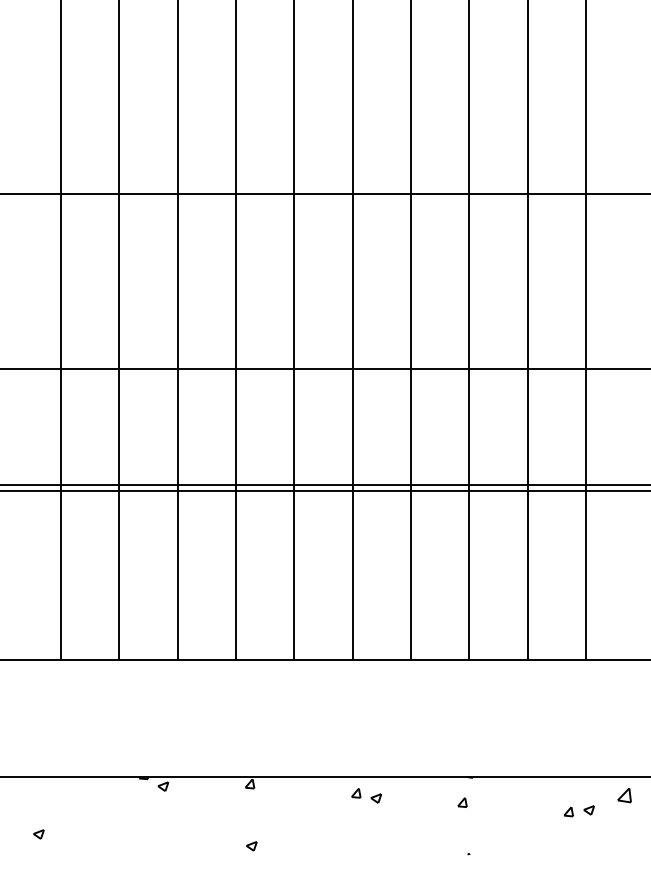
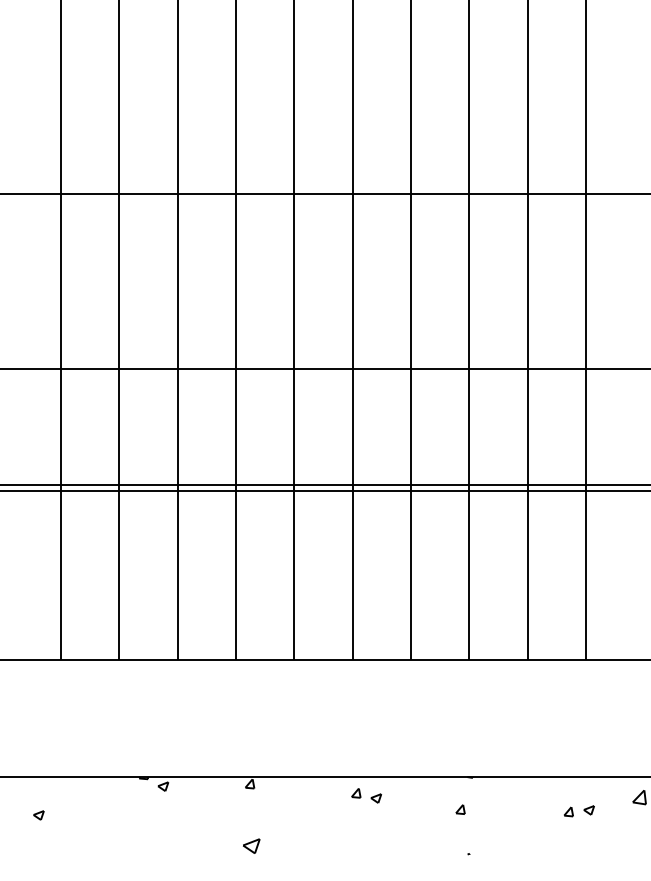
part position: (624, 795) -> (639, 797) (639, 797)
part position: (462, 802) -> (460, 809) (460, 809)
part position: (38, 834) -> (38, 815) (38, 815)
part size: 12x11 px -> 18x16 px (251, 845)
